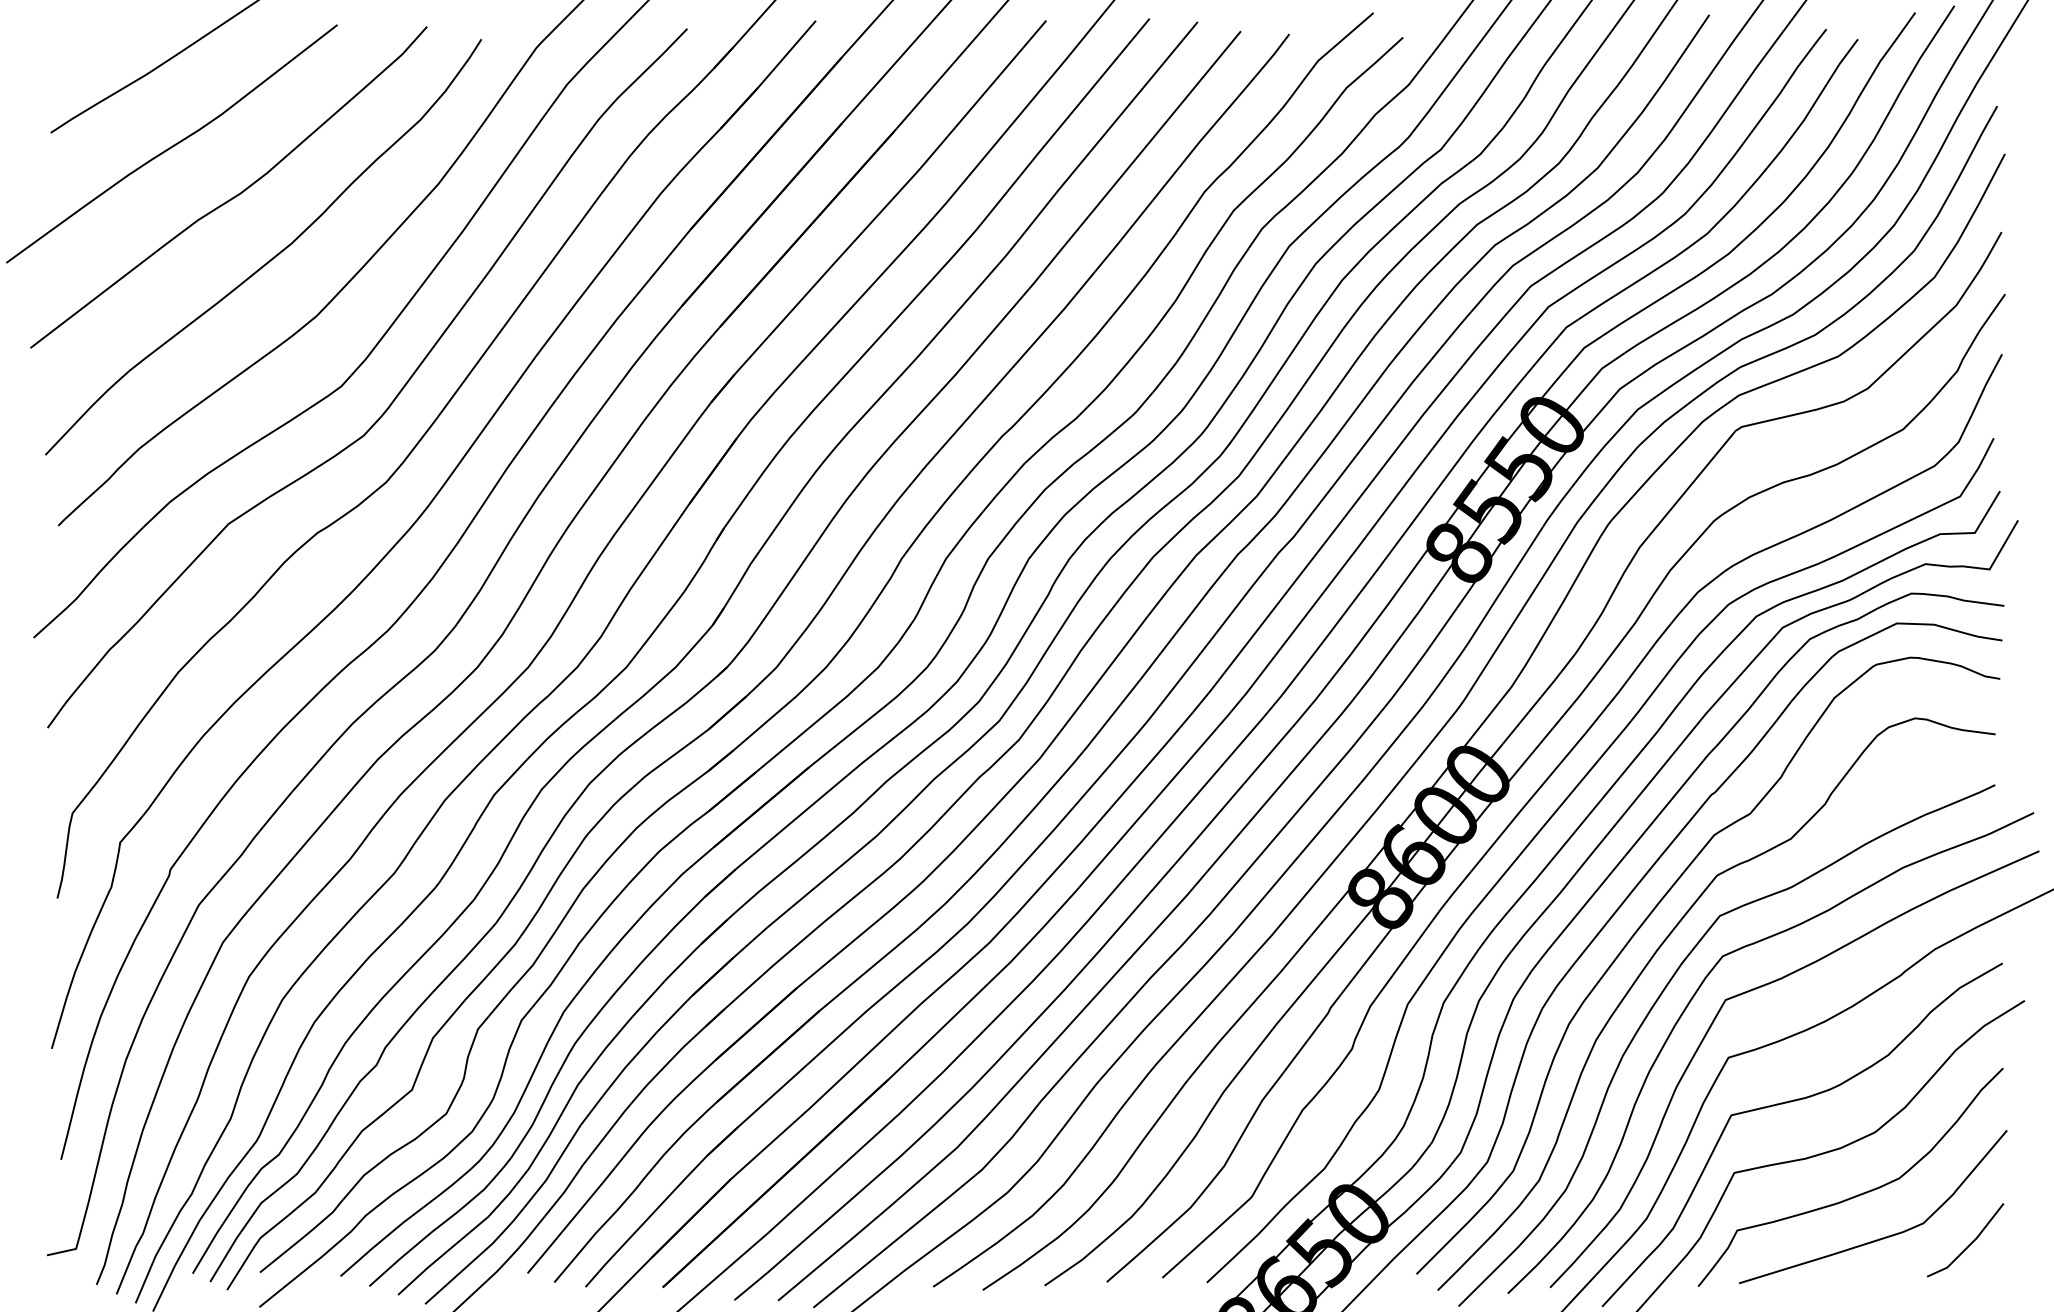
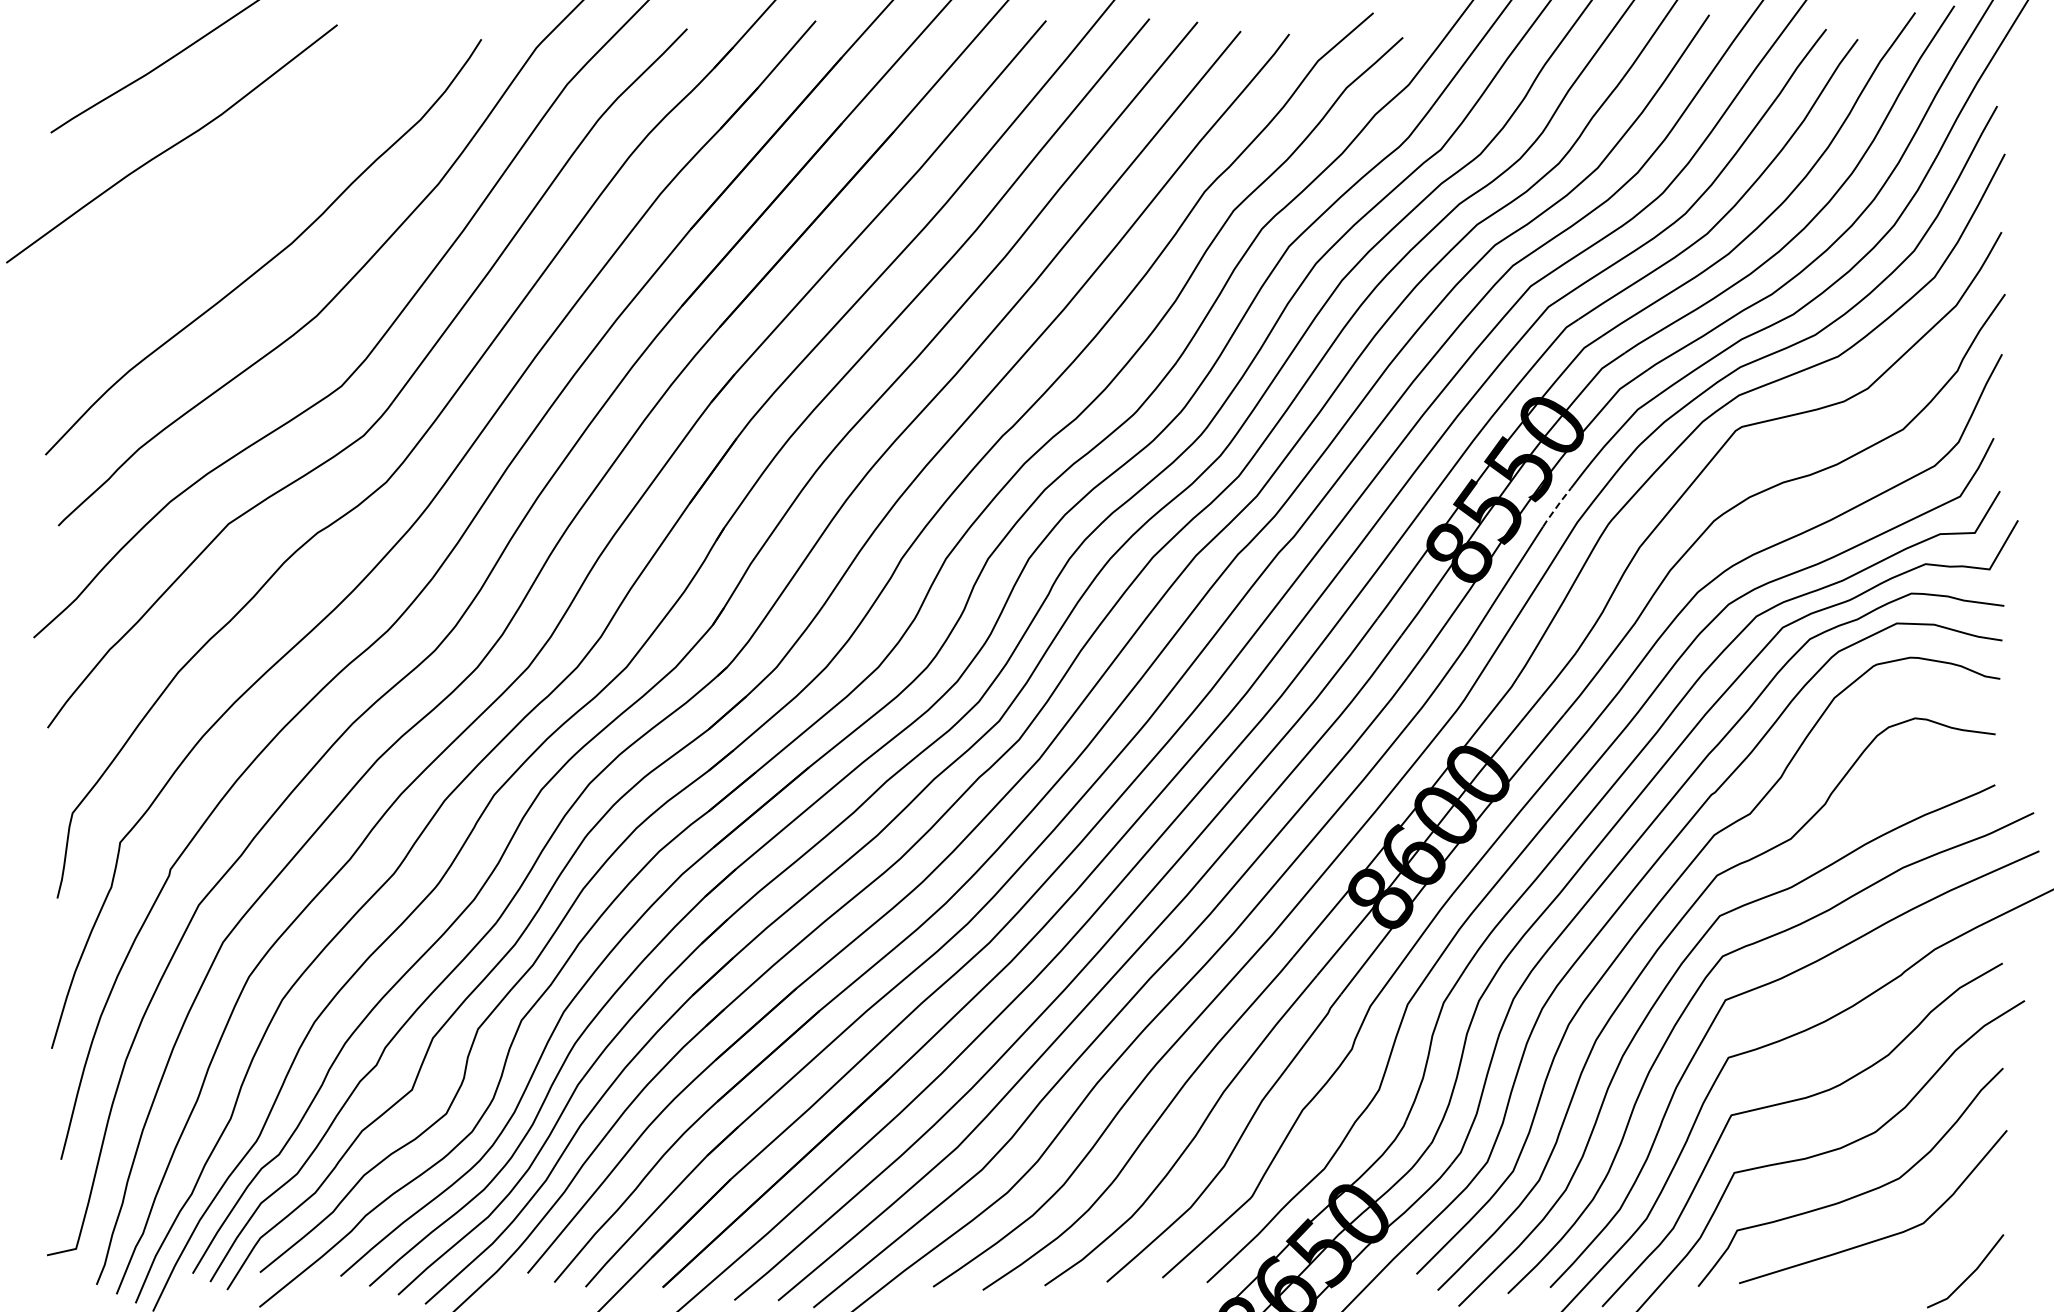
curve: present -> none (233, 196)
line: solid -> dashed (1556, 507)
line position: (1969, 1244) -> (1969, 1275) (1969, 1275)
